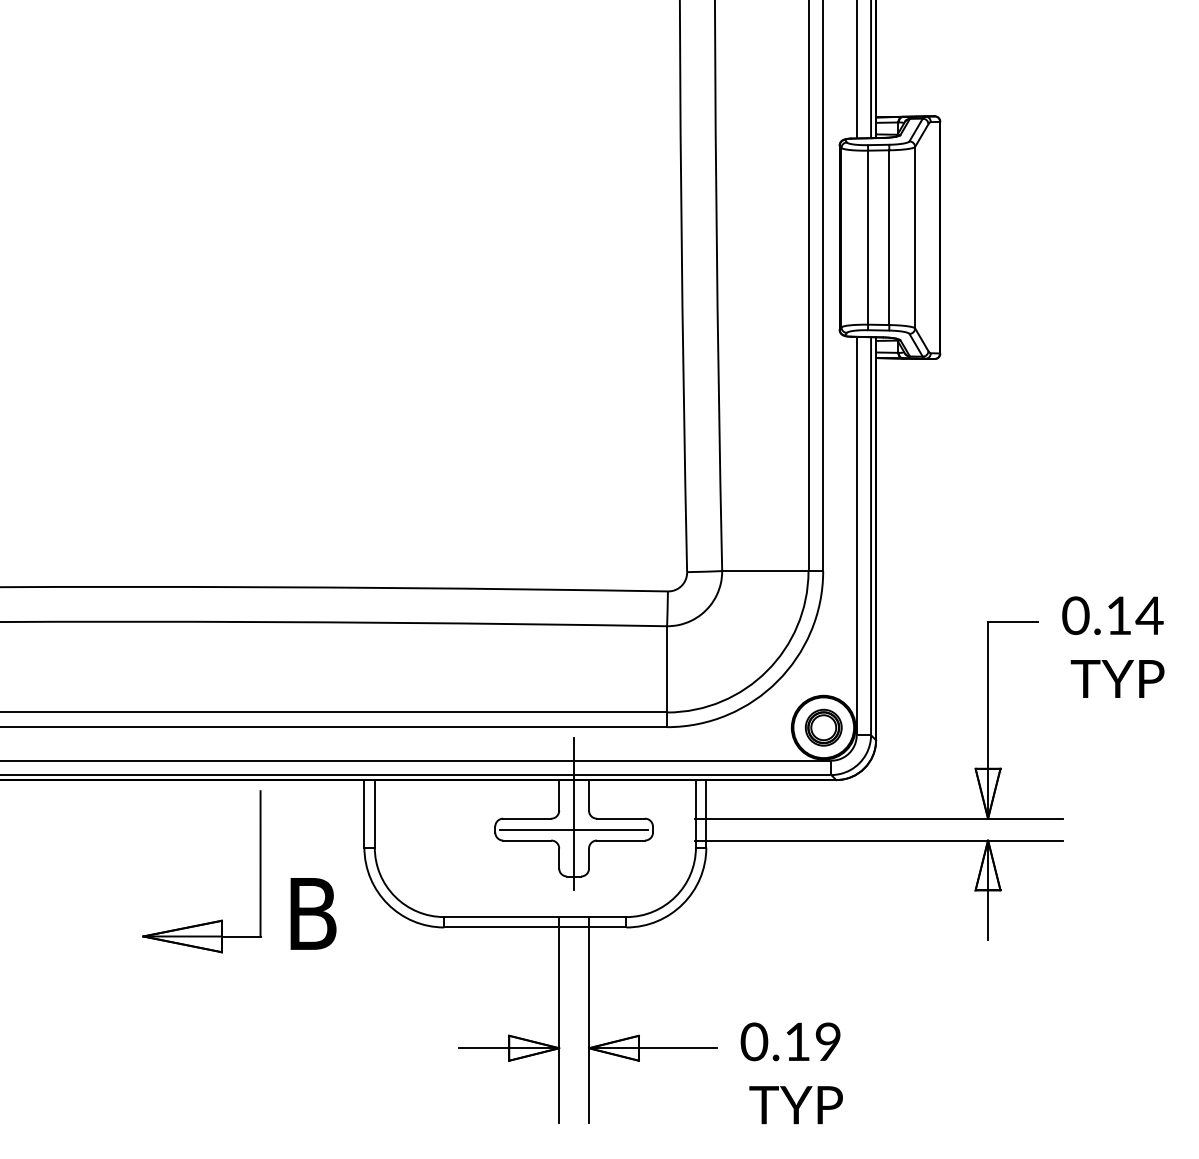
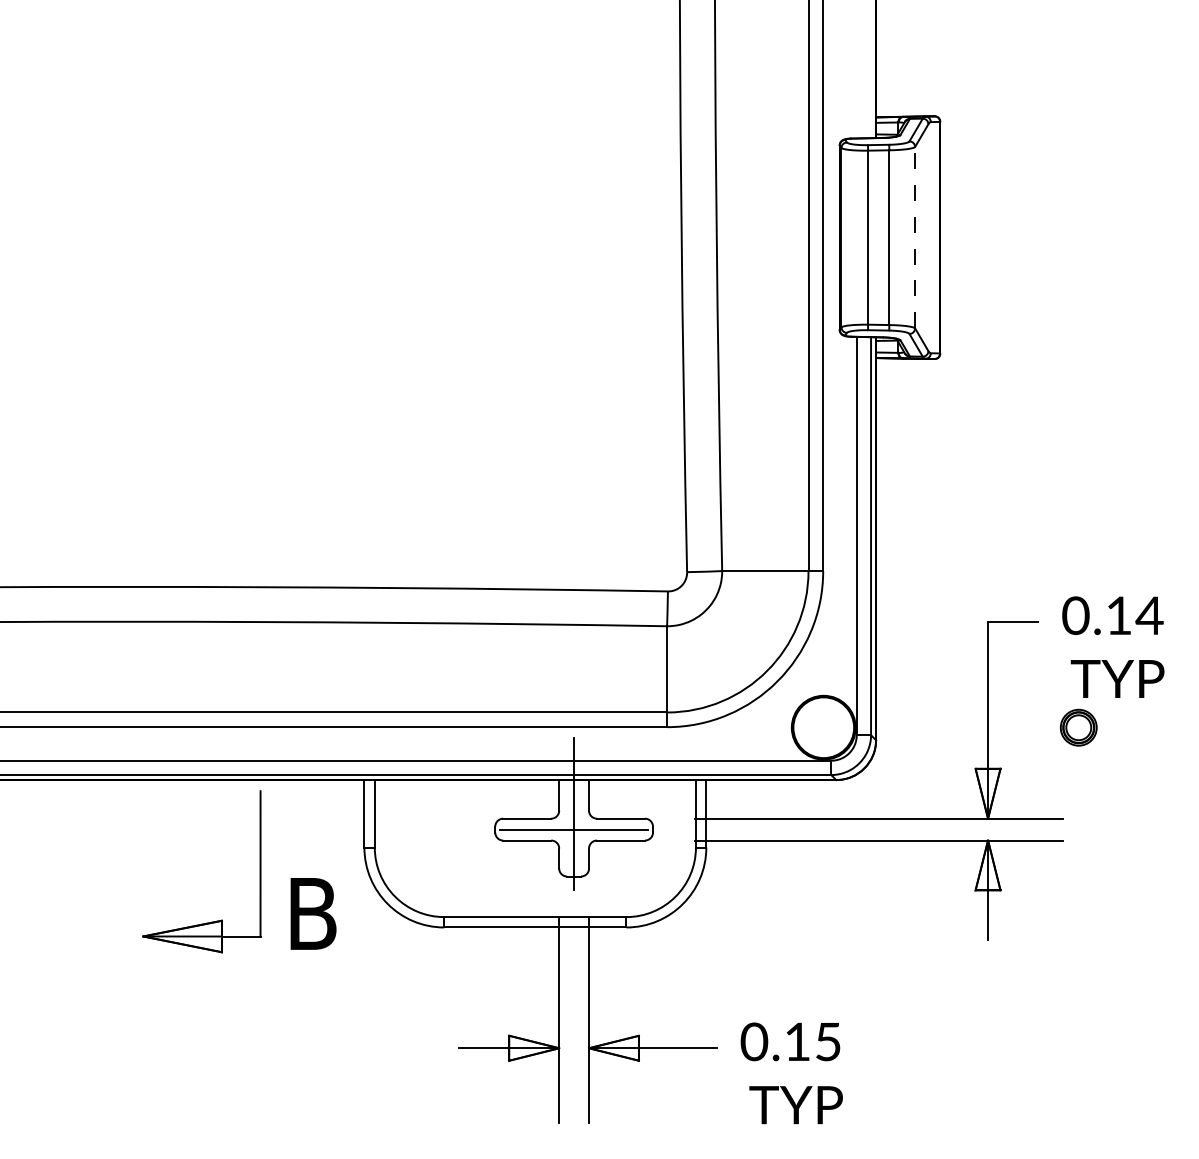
line: present -> none (856, 70)
line: present -> none (871, 70)
line: solid -> dashed (915, 237)
part position: (823, 727) -> (1078, 727) (1078, 727)
text: 0.19 -> 0.15 (827, 1041)
